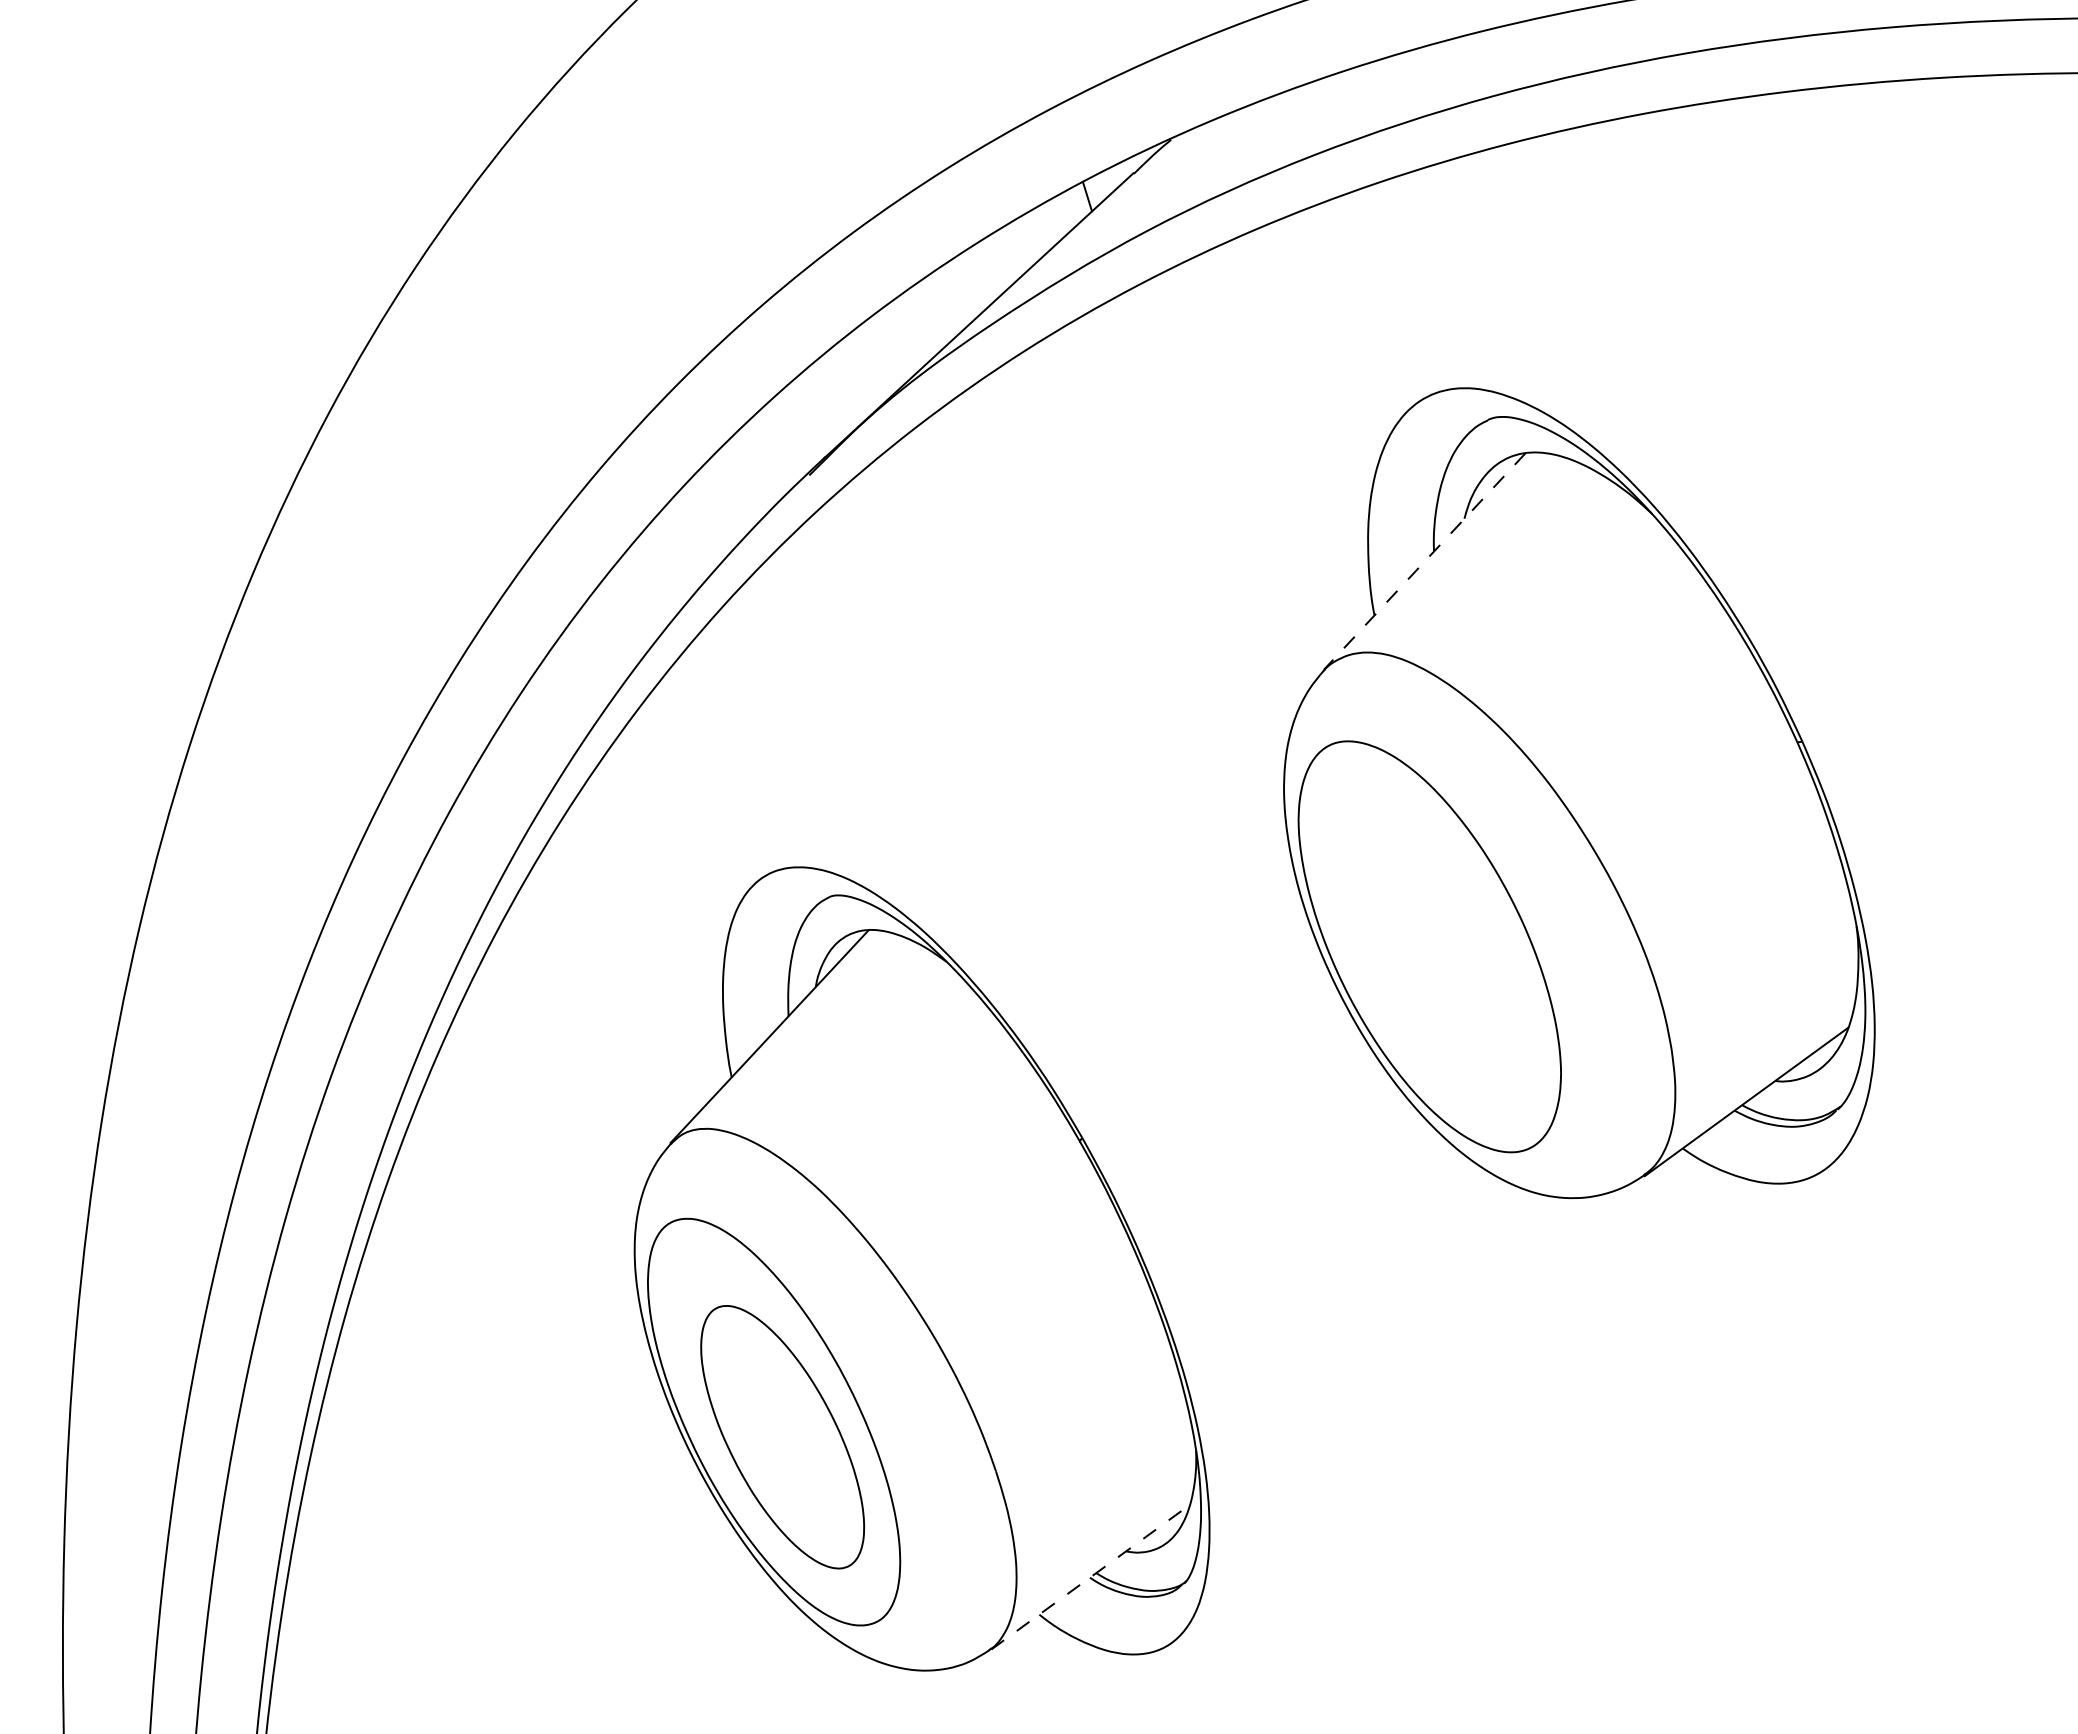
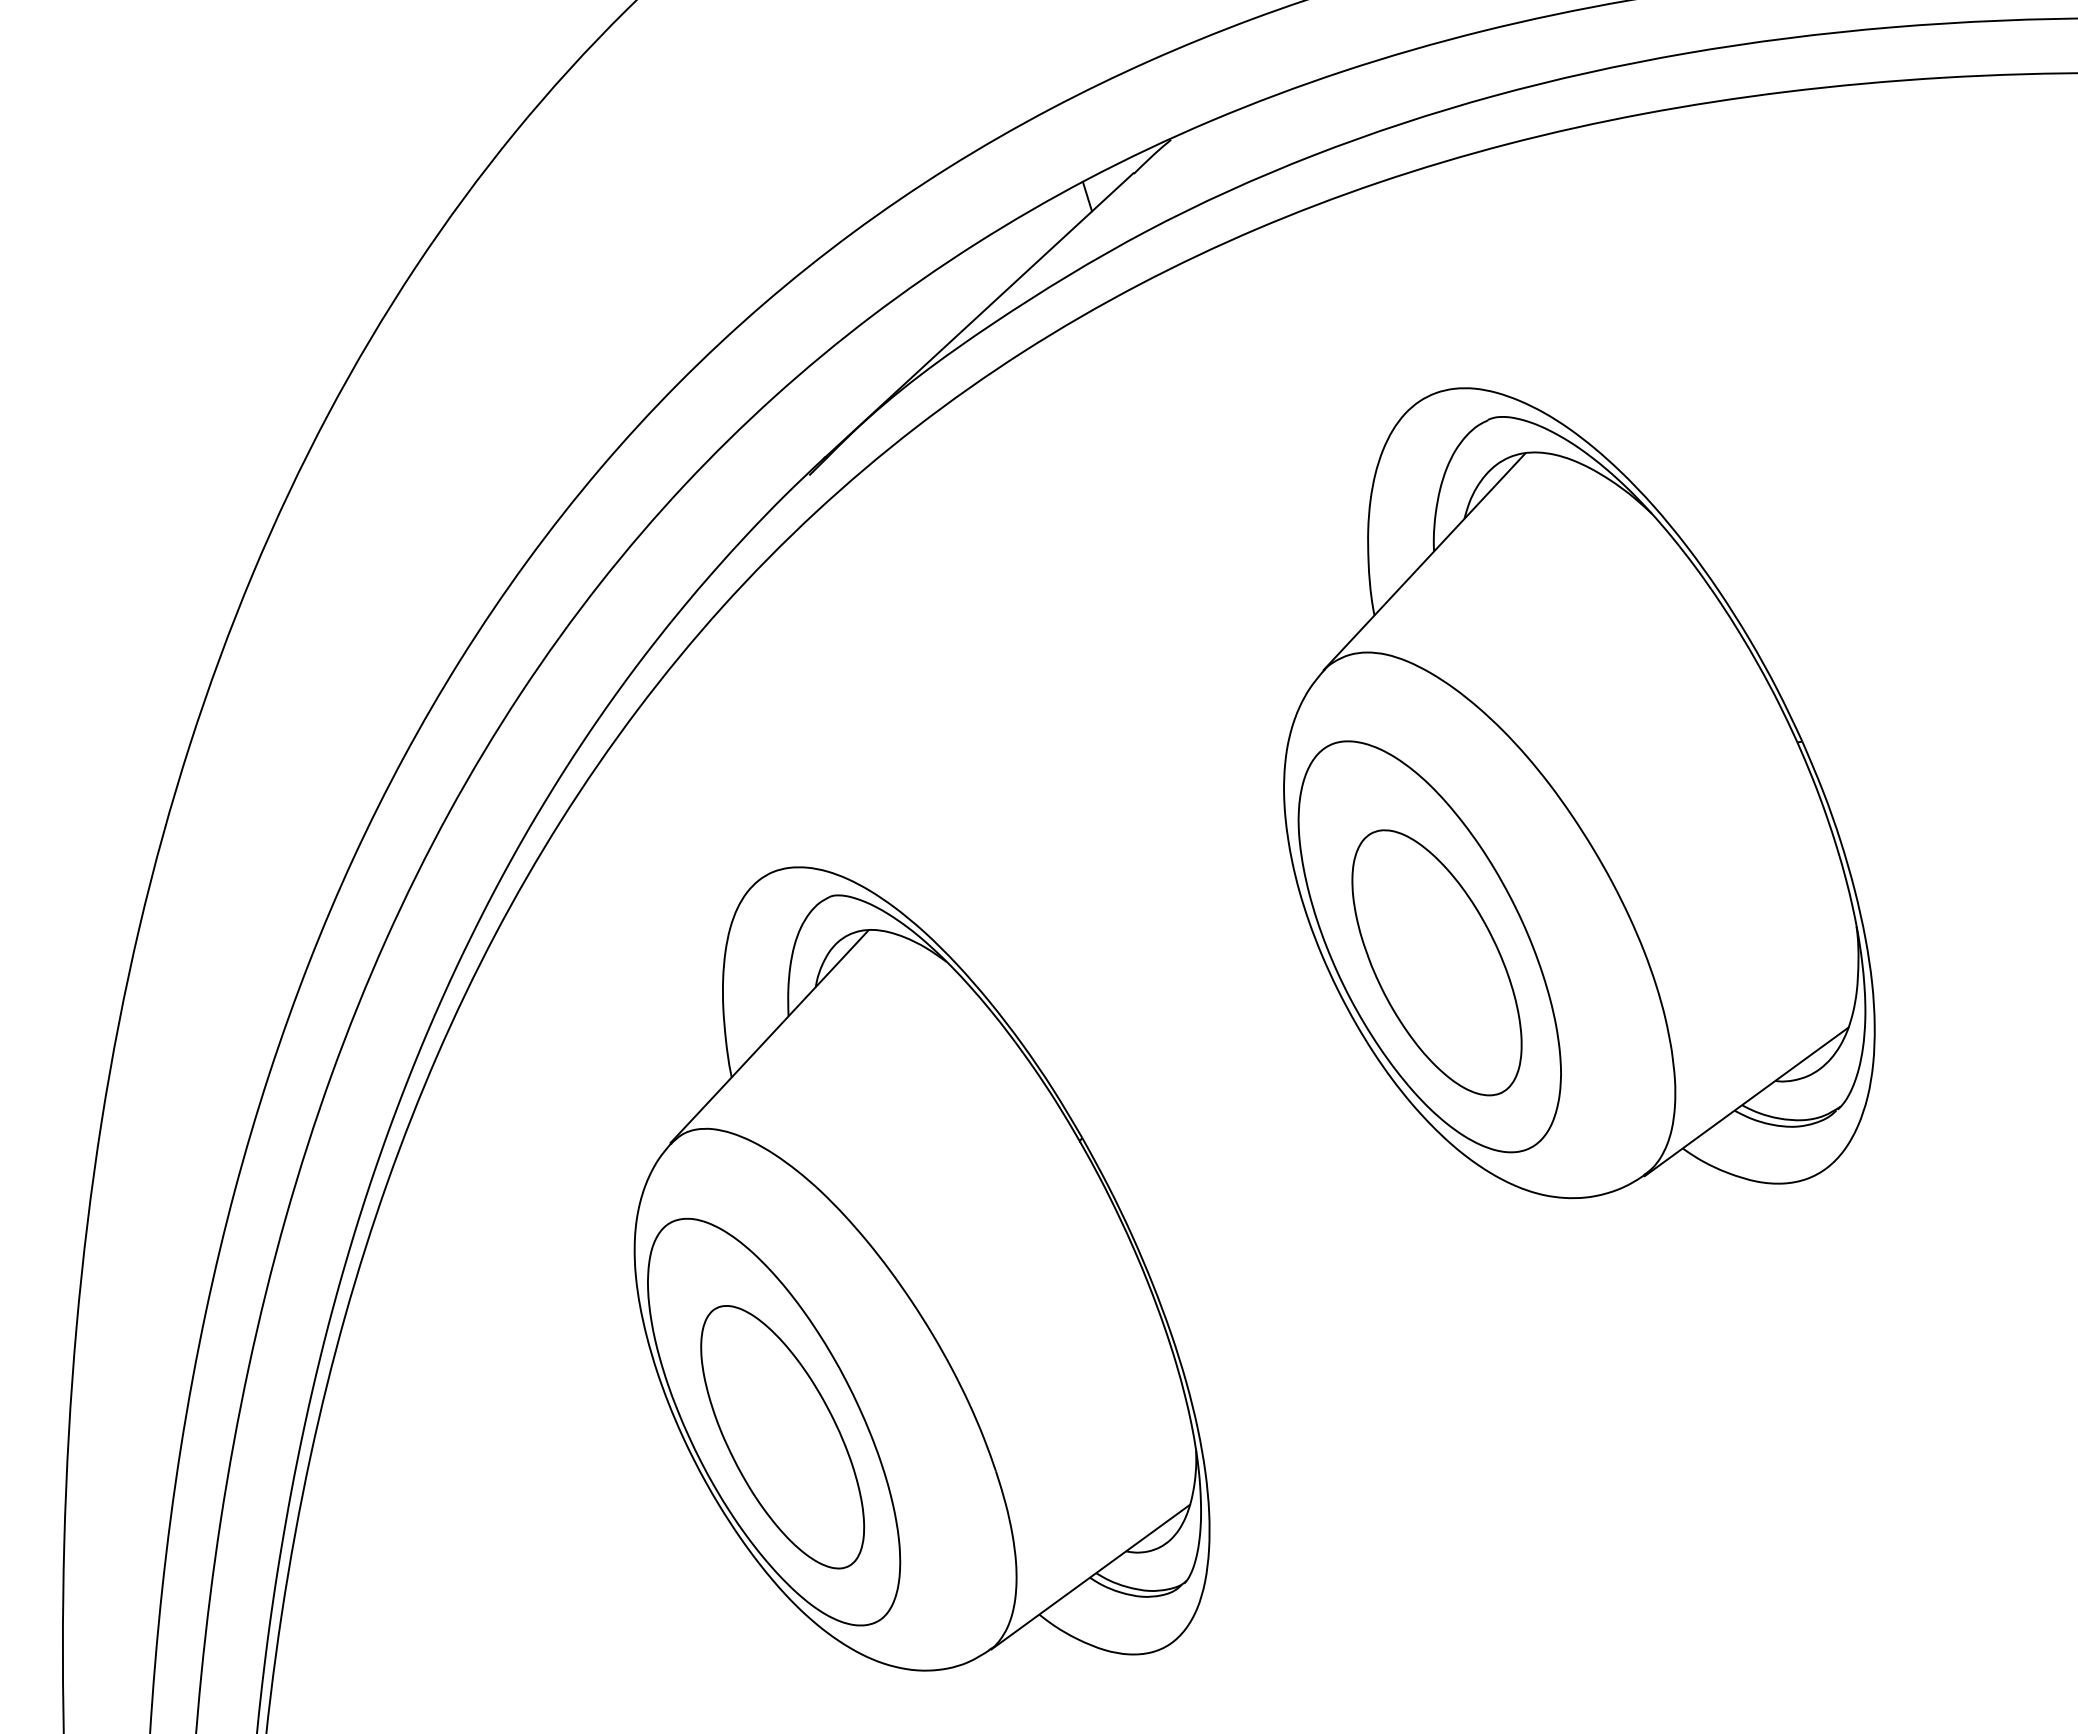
line: dashed -> solid (1424, 561)
part: none -> present (1436, 962)
line: dashed -> solid (1090, 1577)
